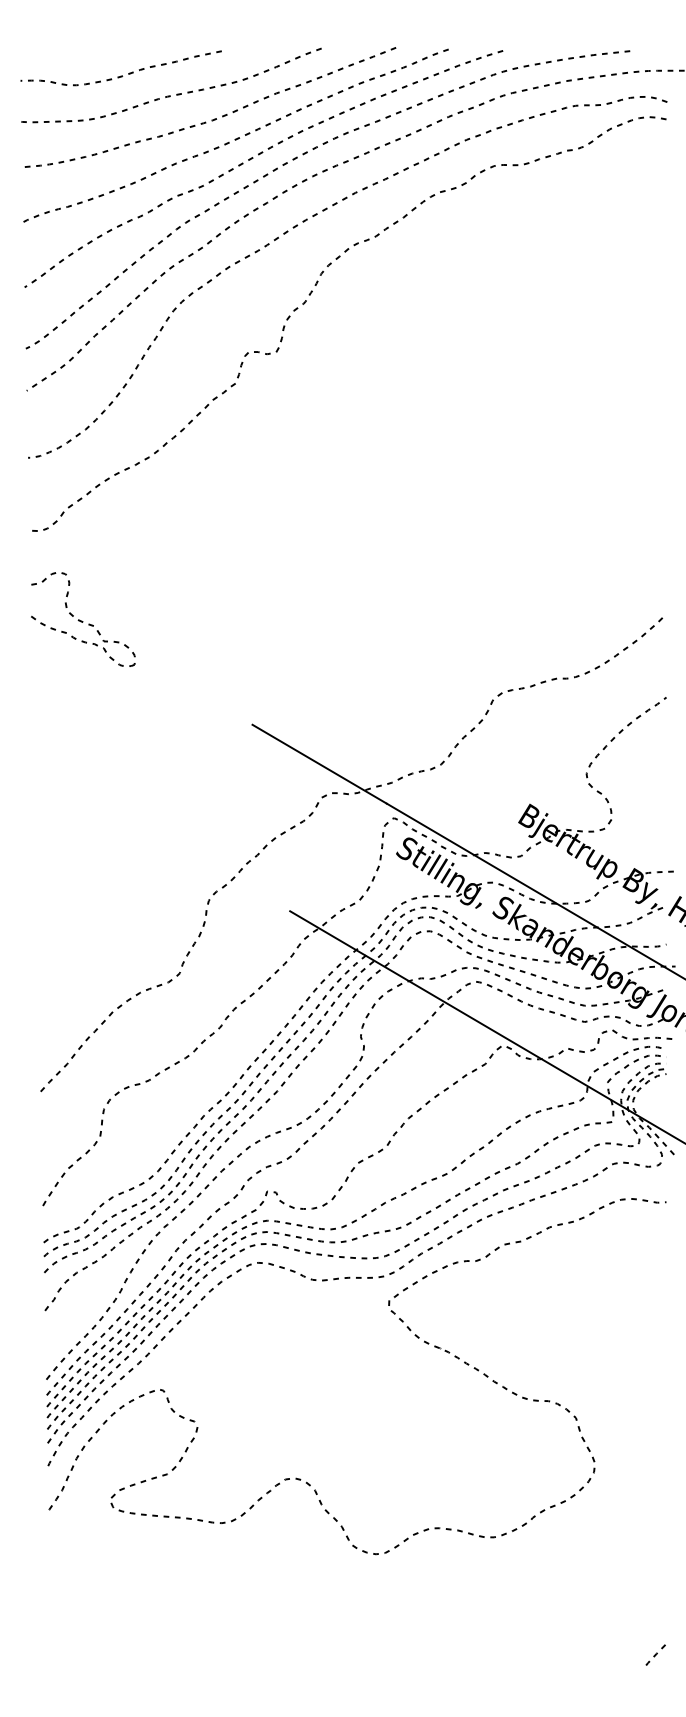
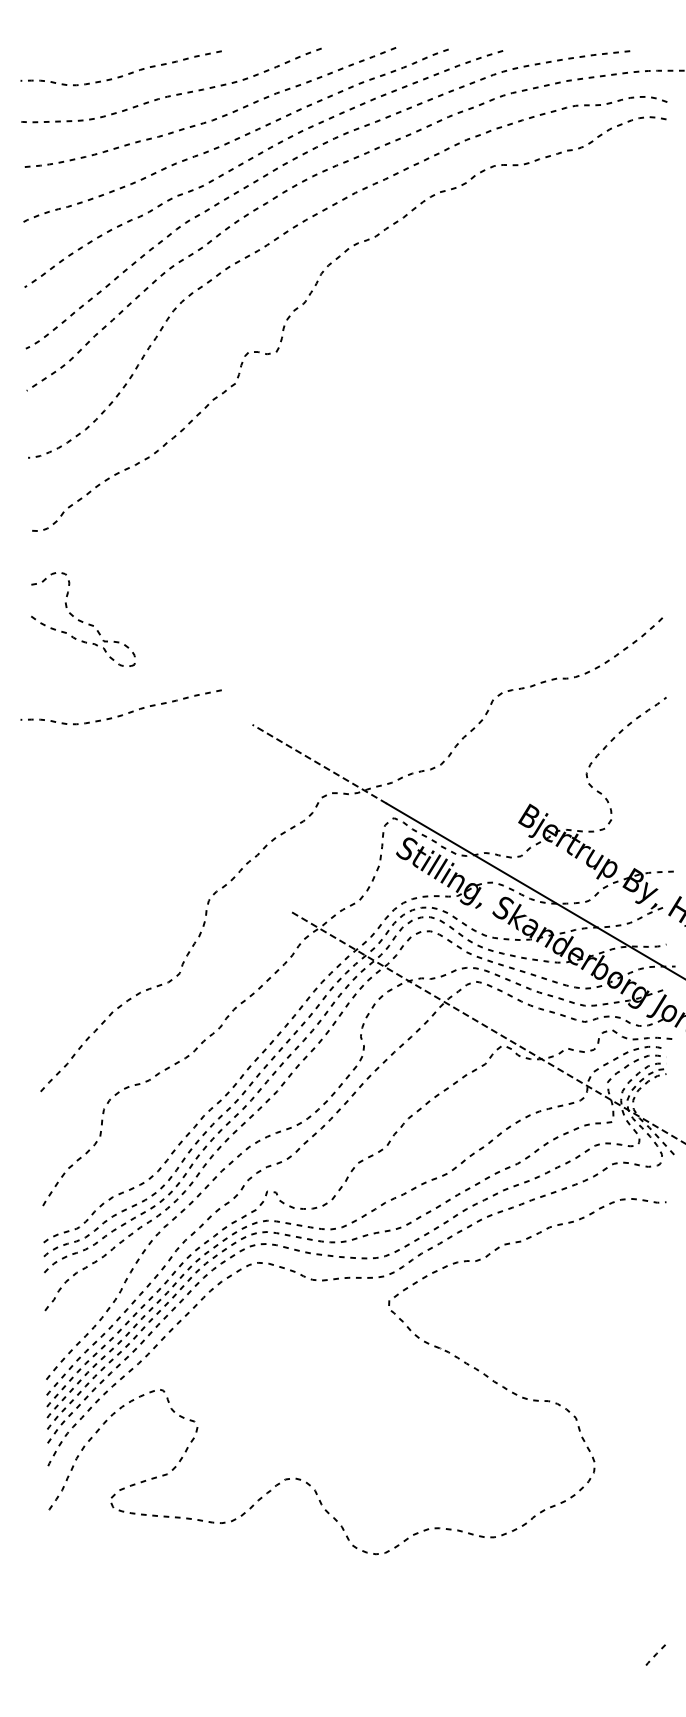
curve: none -> present (120, 714)
line: solid -> dashed (319, 764)
line: solid -> dashed (487, 1027)
